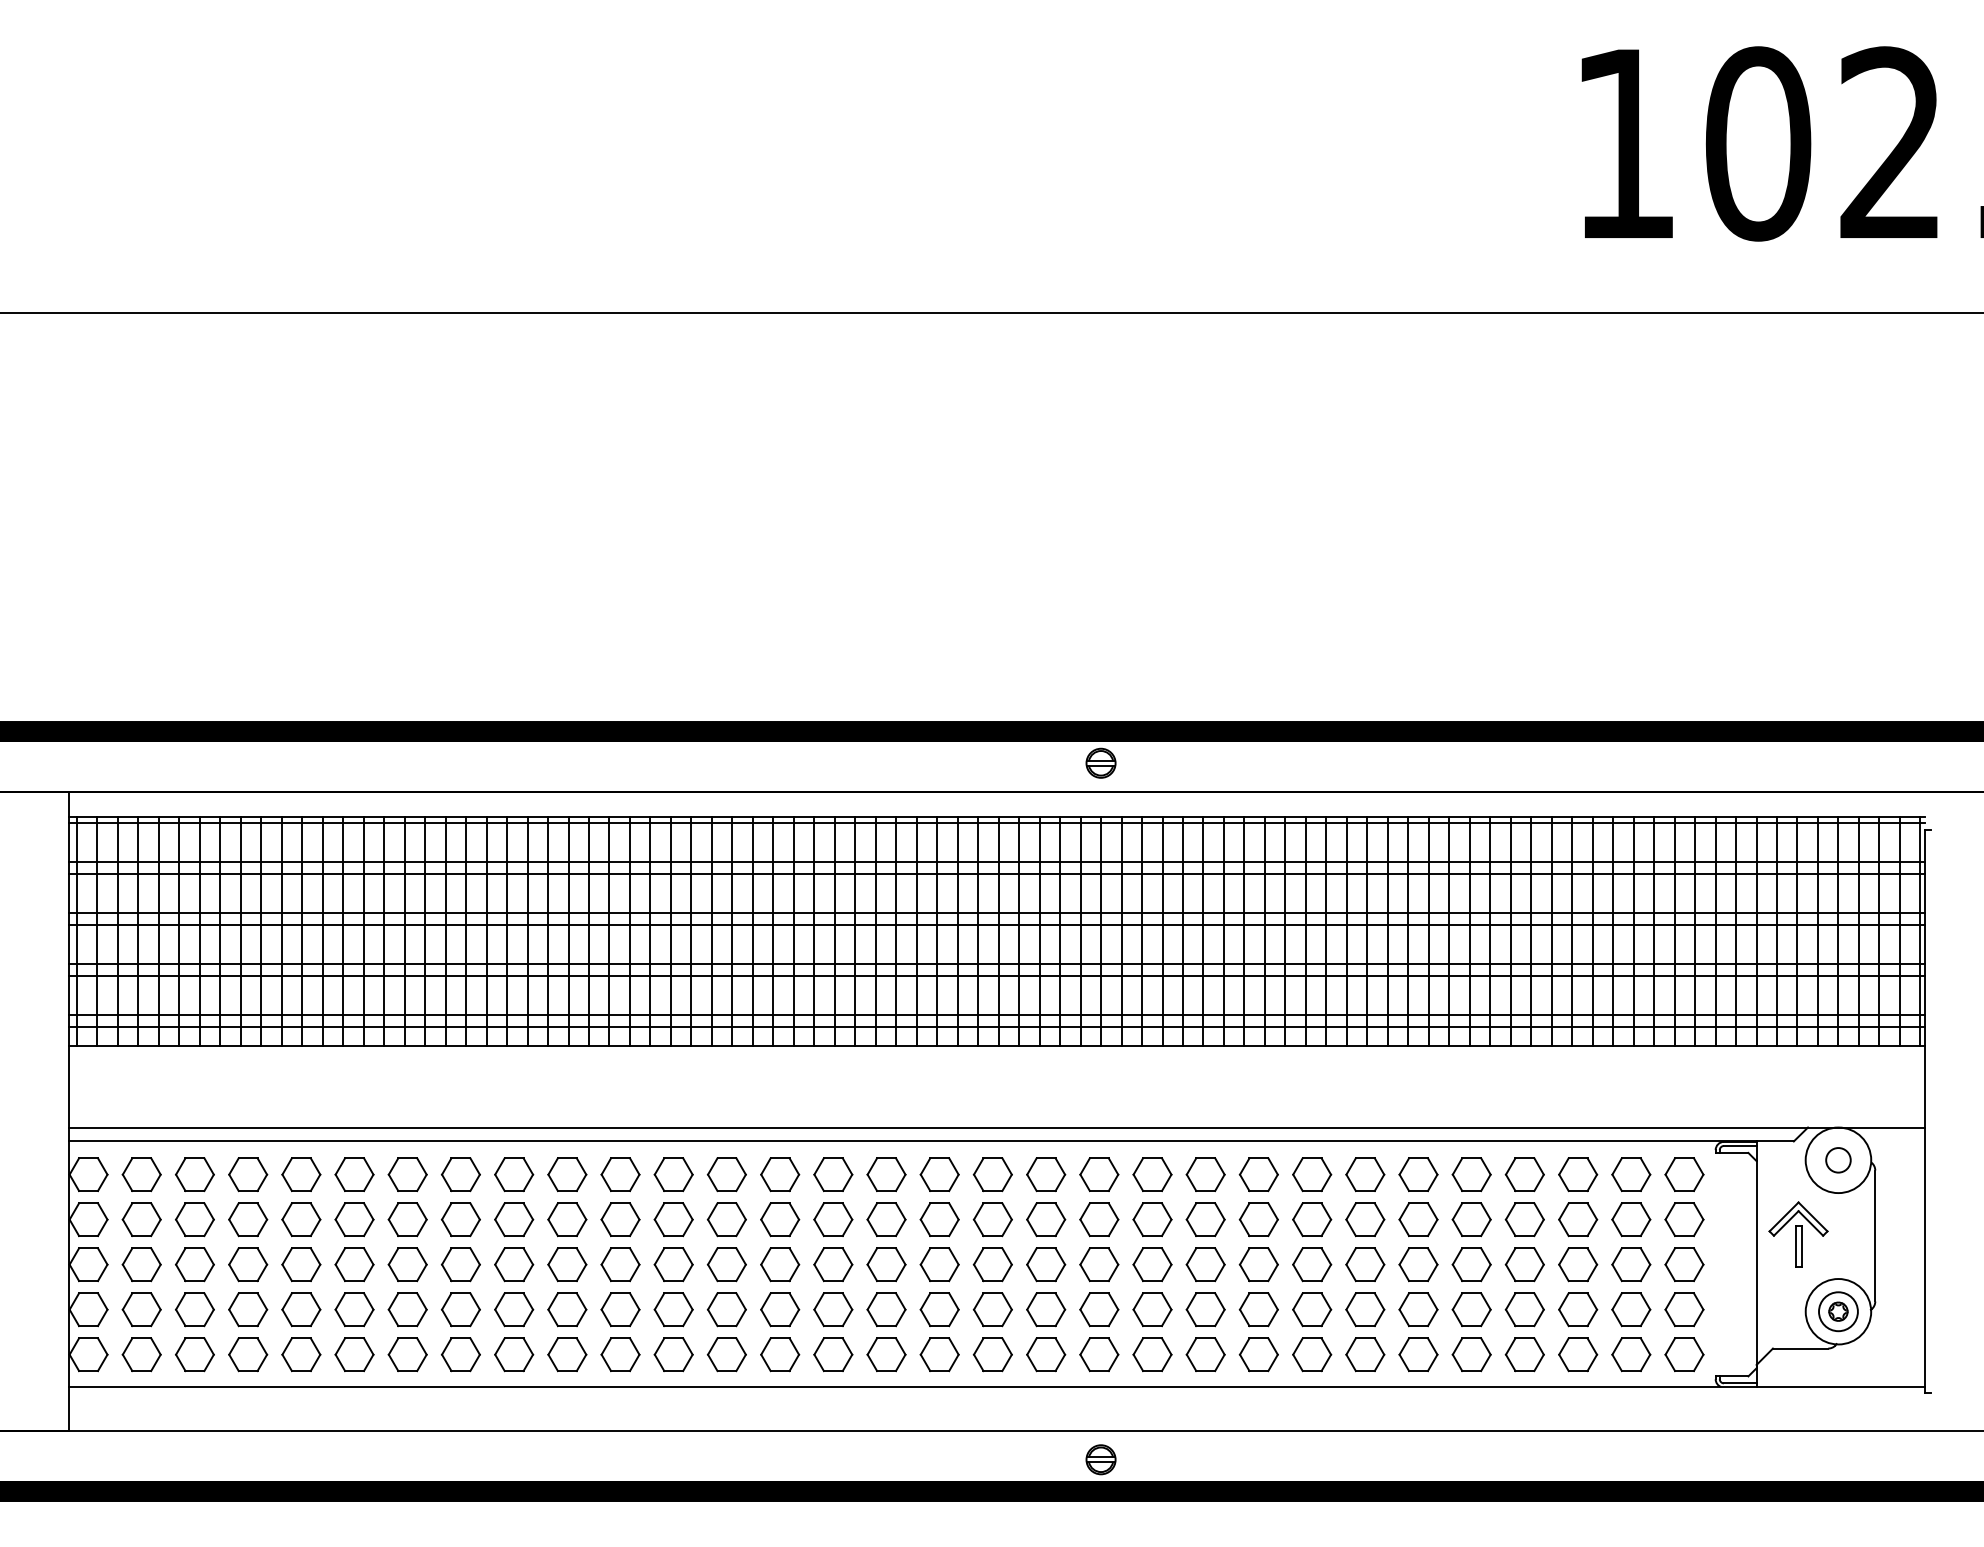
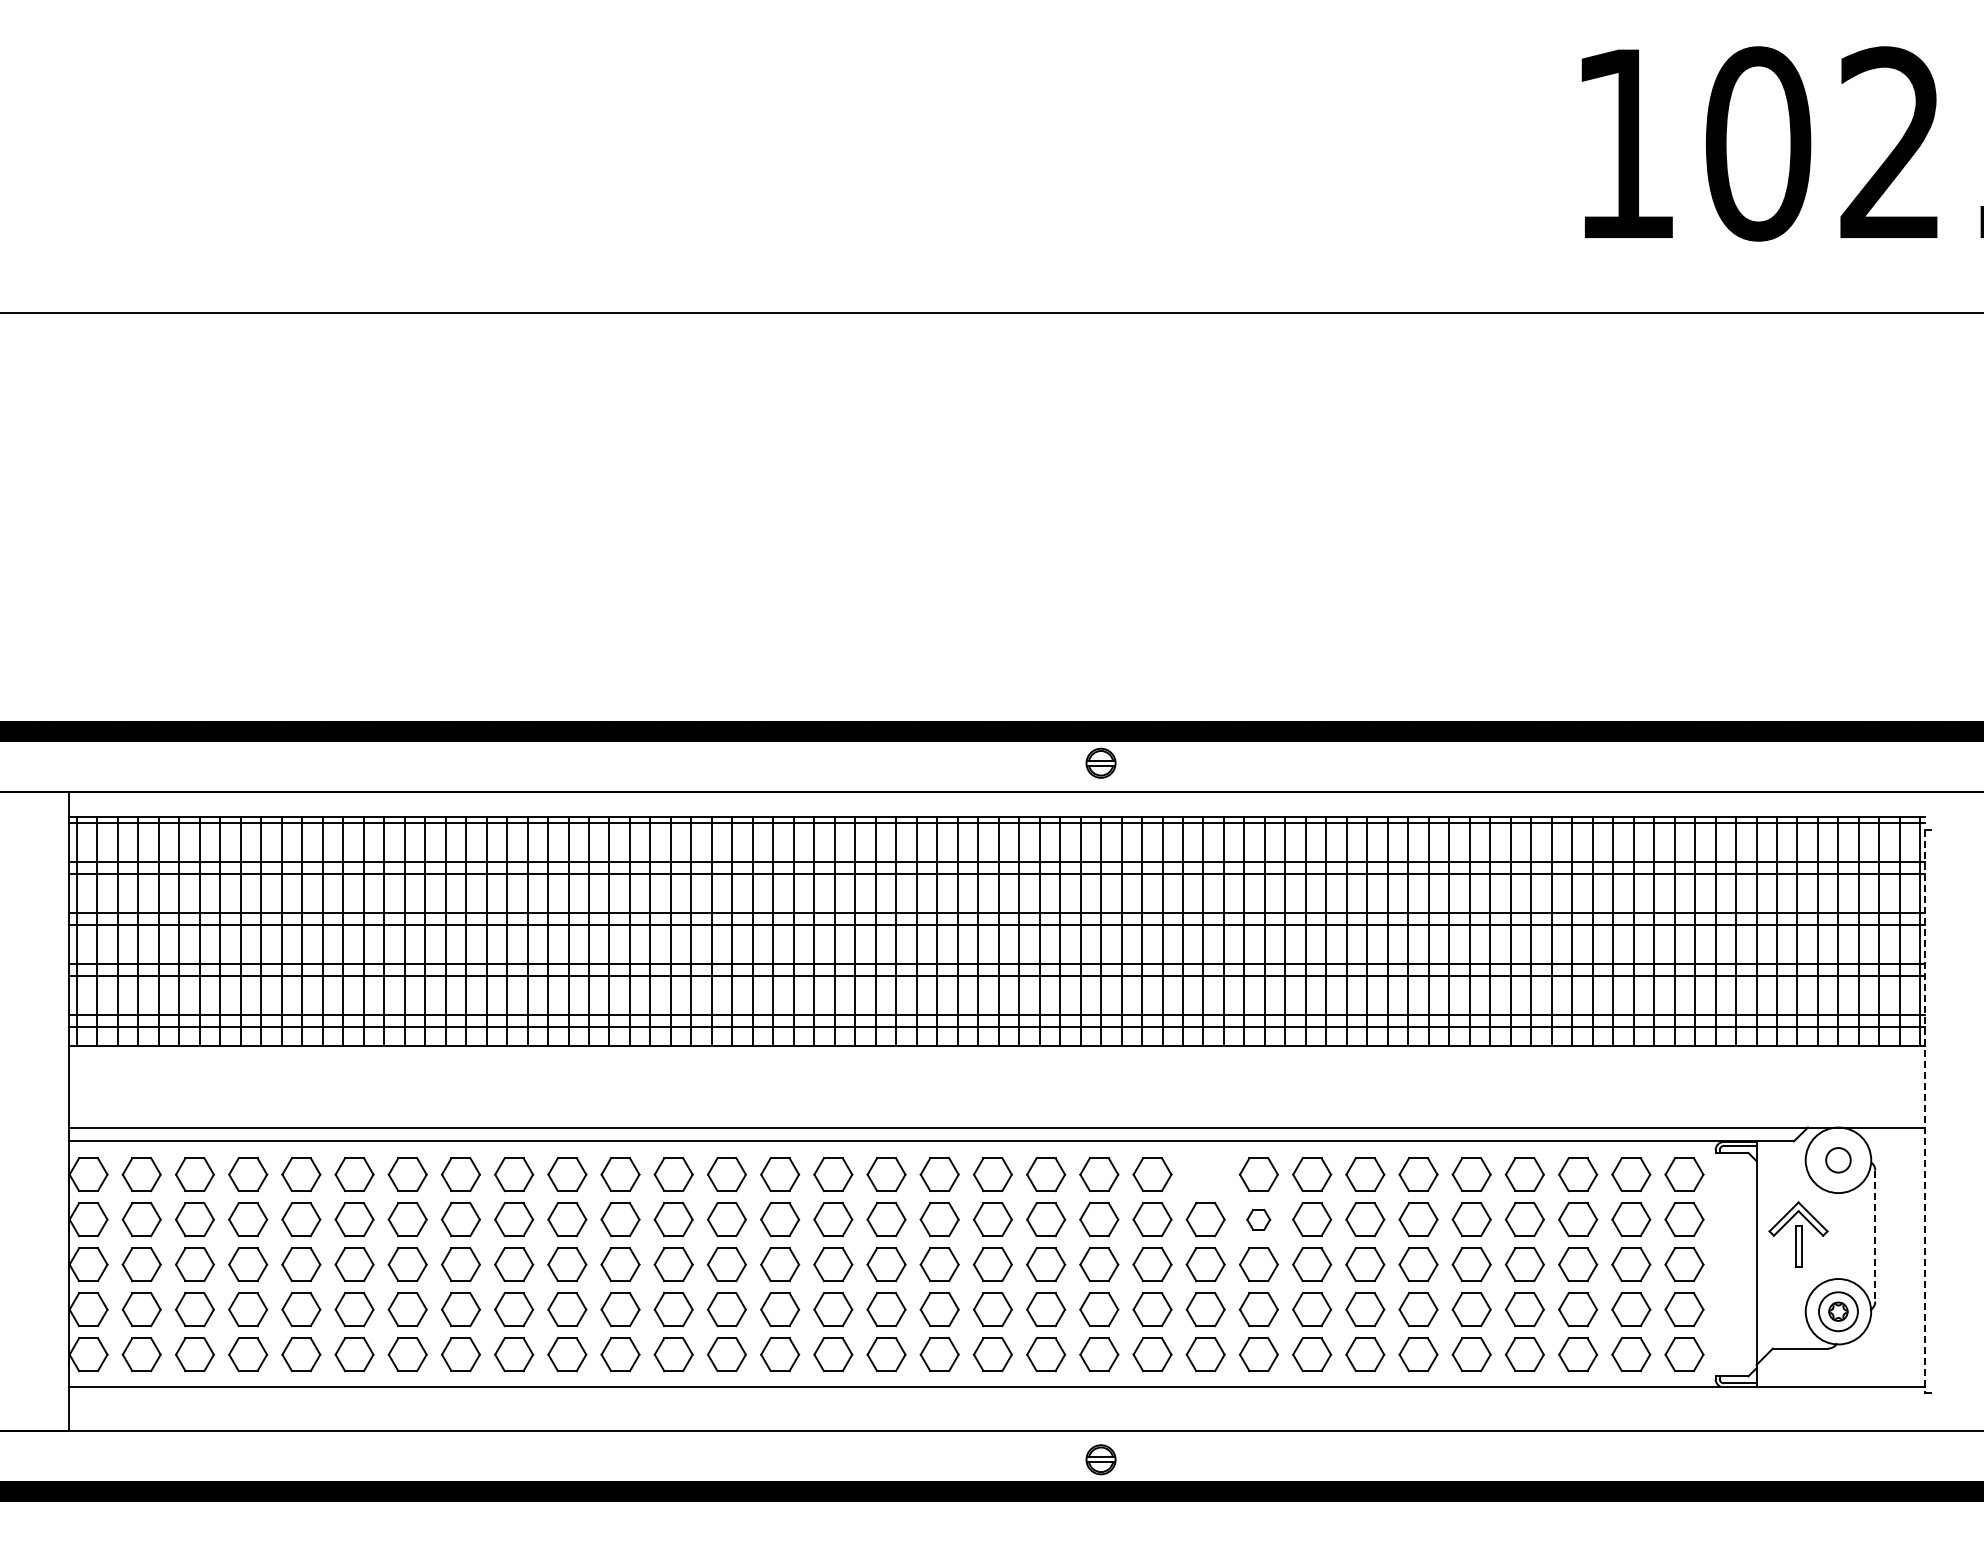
line: solid -> dashed (1924, 1111)
part: present -> none (1205, 1174)
part size: 41x36 px -> 26x23 px (1258, 1219)
line: solid -> dashed (1875, 1236)
